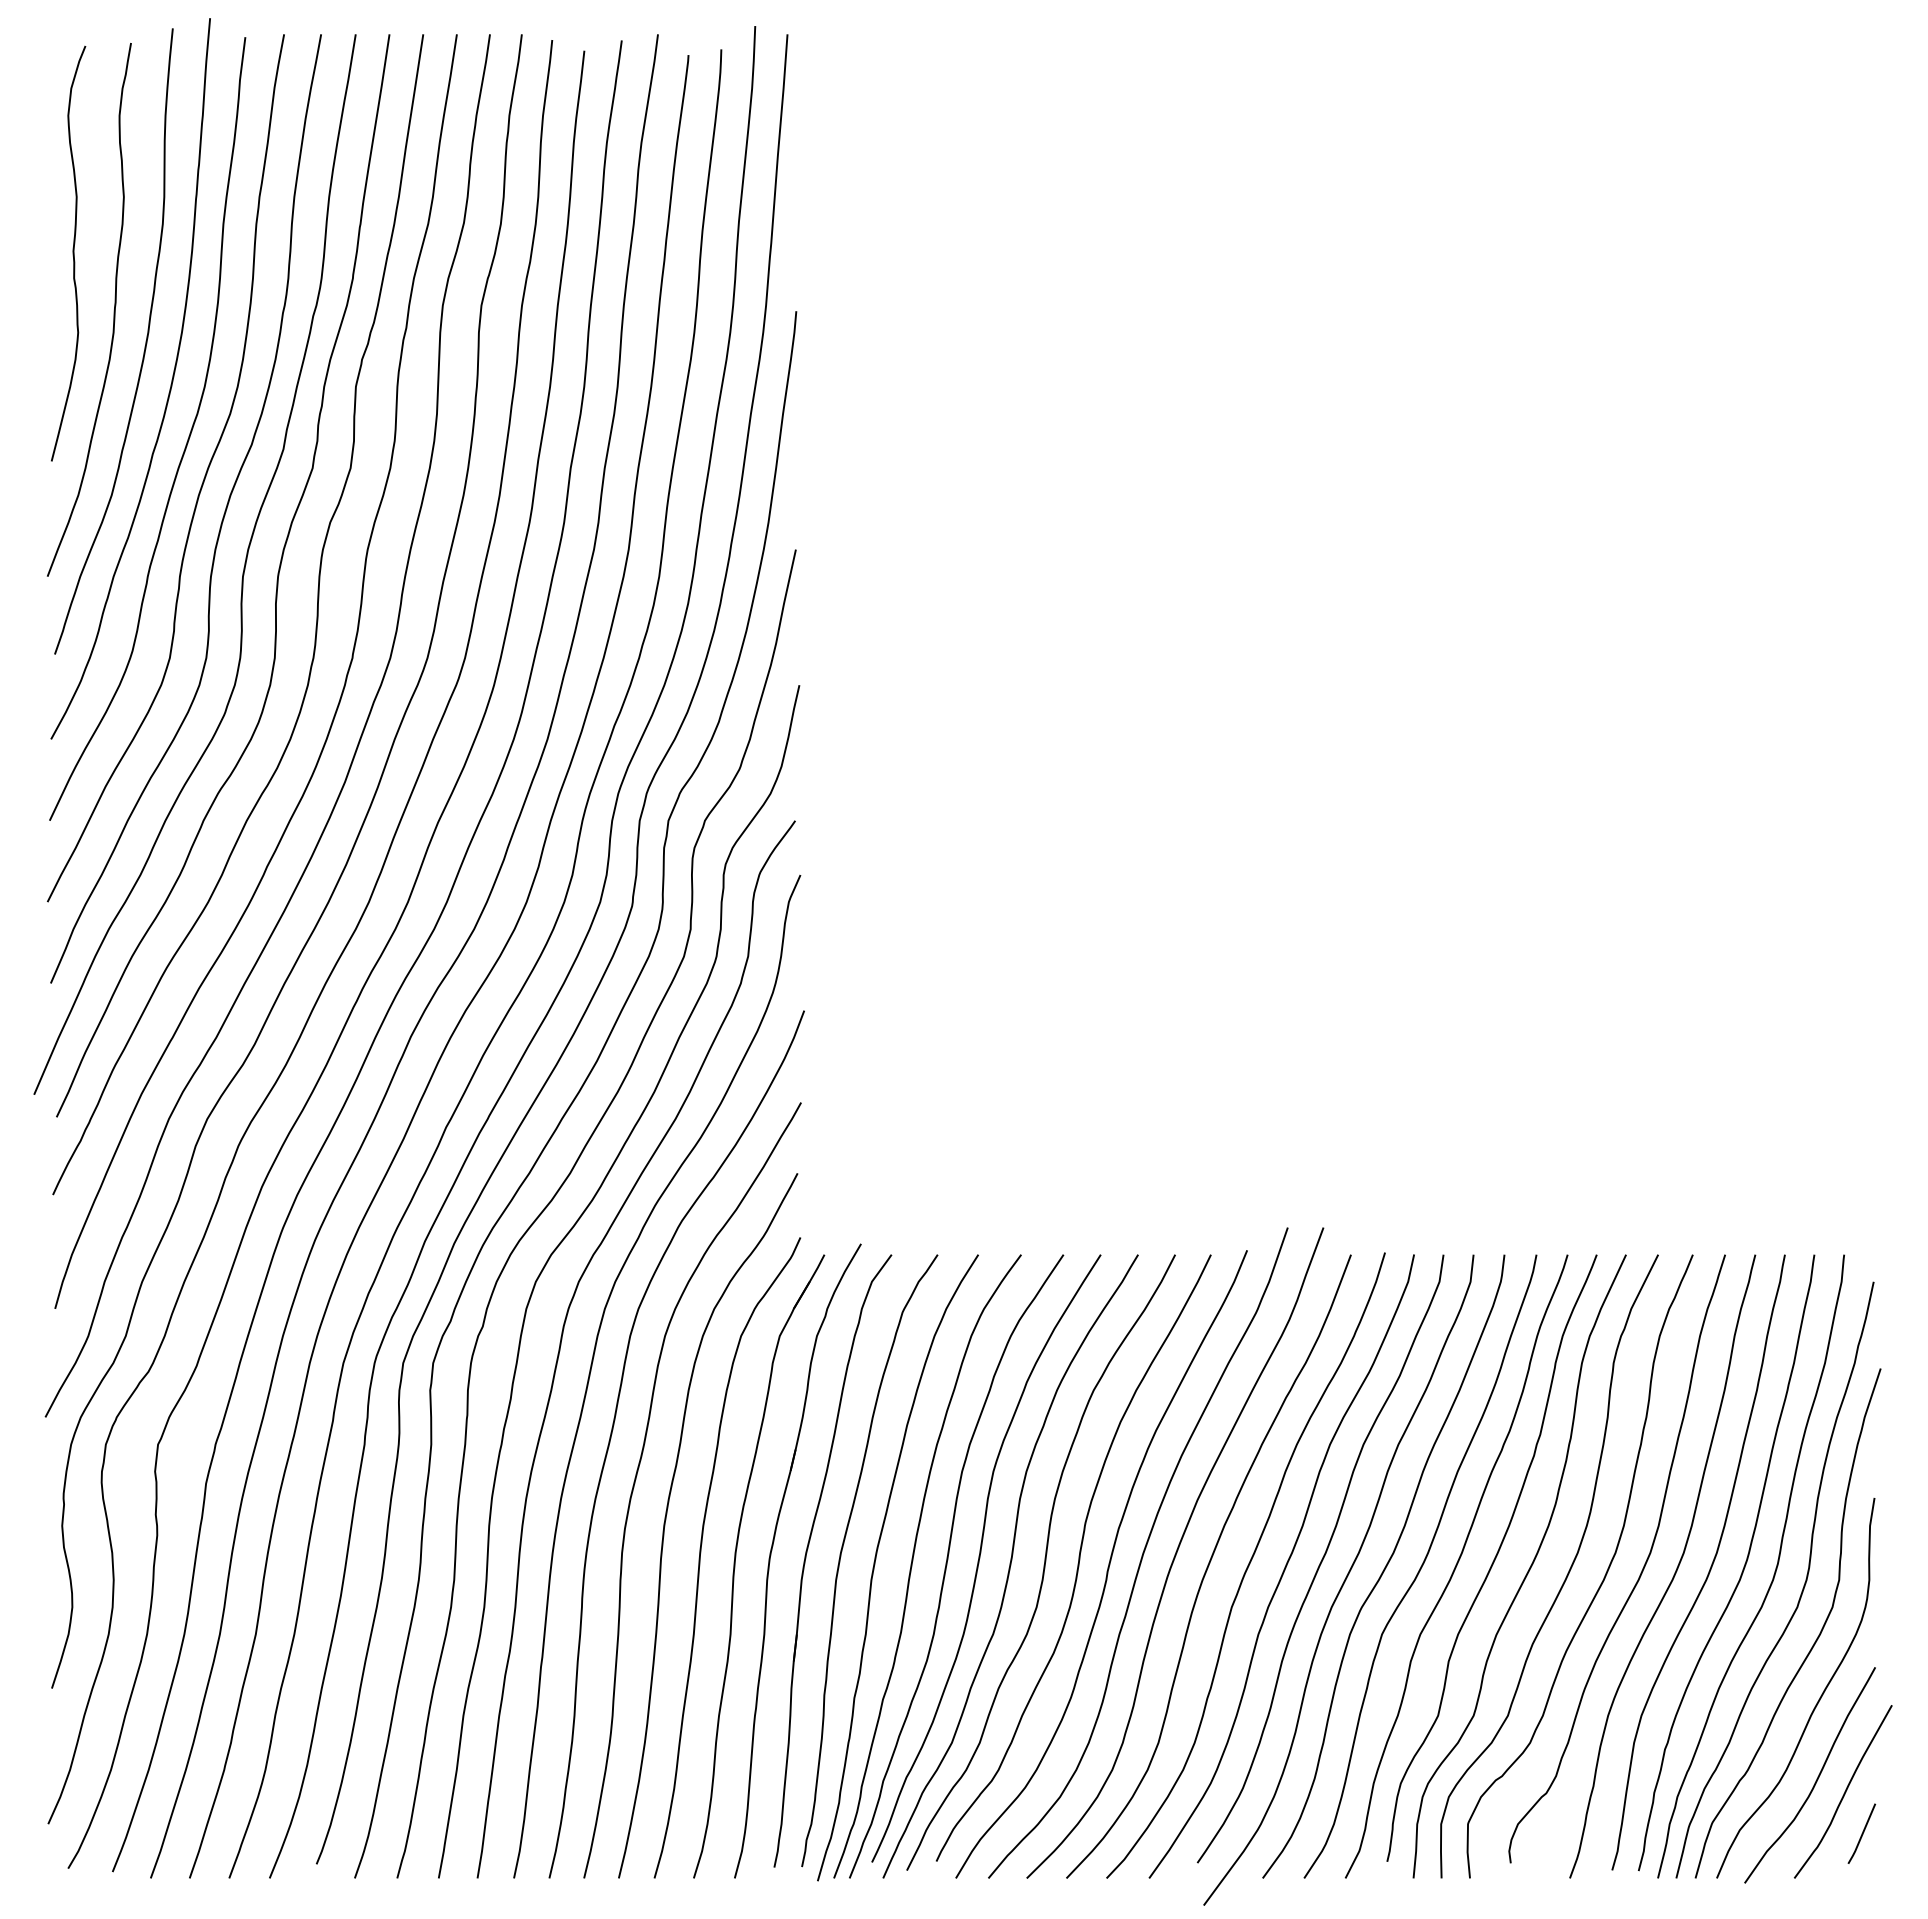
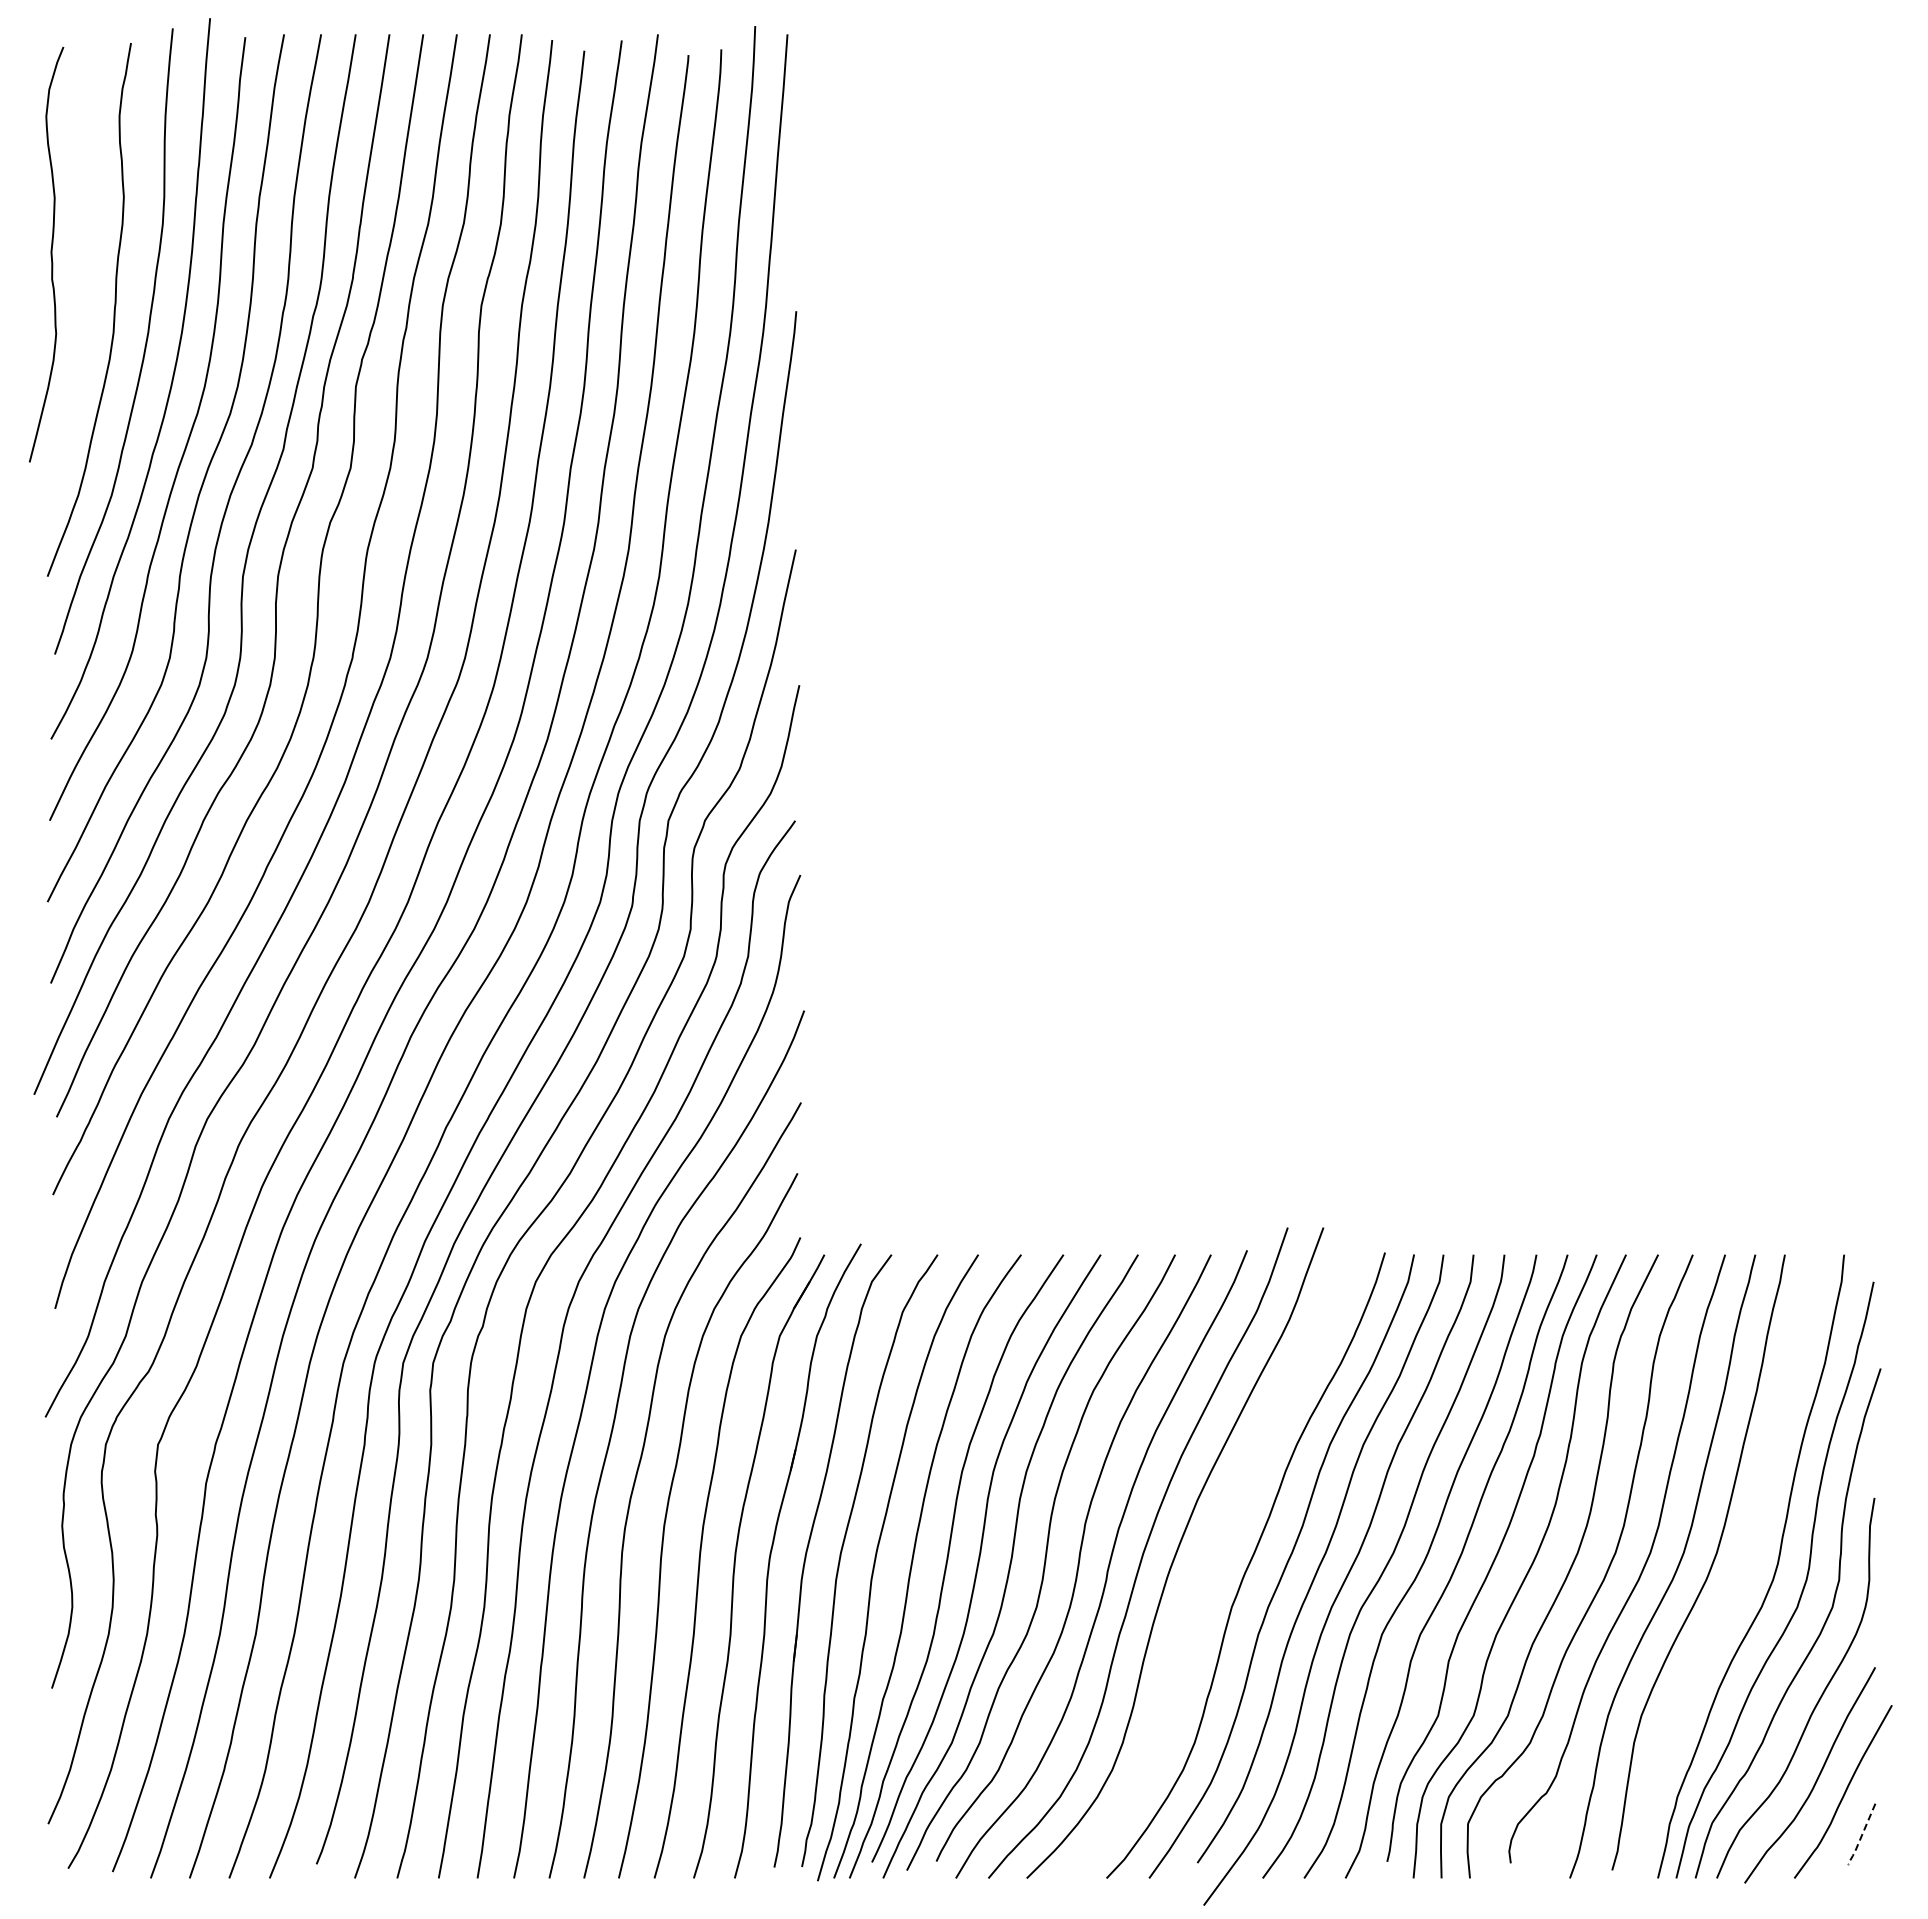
curve position: (72, 253) -> (50, 254) (50, 254)
curve: present -> none (1208, 1566)
curve: present -> none (1743, 1566)
line: solid -> dashed (1861, 1835)
